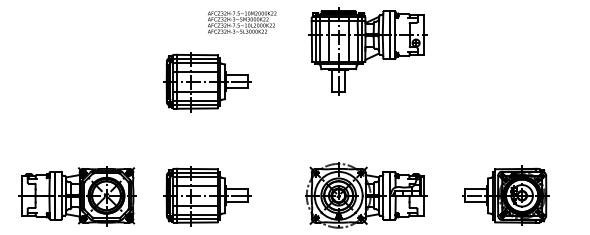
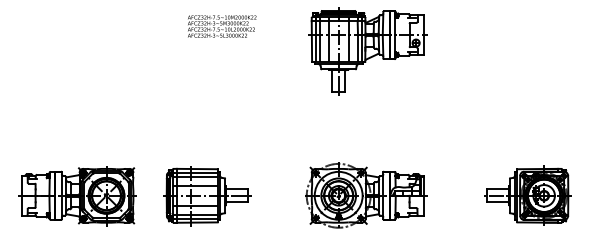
text position: (242, 22) -> (222, 26) (222, 26)
part: present -> none (207, 82)
part position: (505, 195) -> (527, 195) (527, 195)
